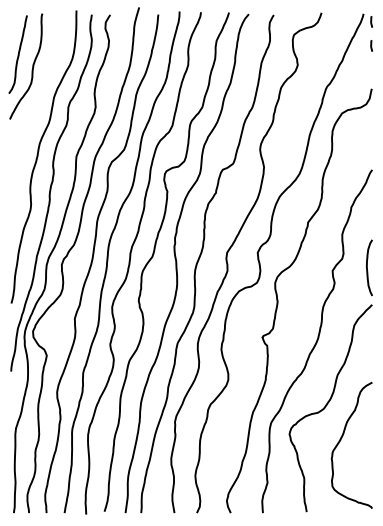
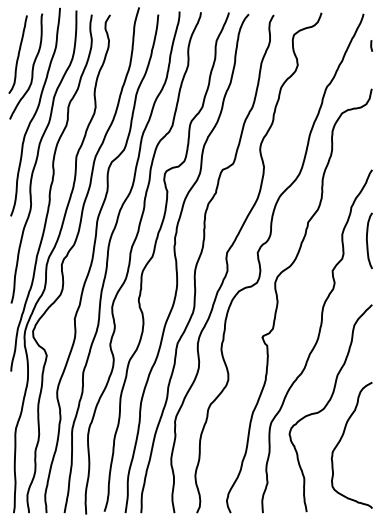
line: present -> none (371, 21)
curve: none -> present (35, 111)
curve position: (367, 267) -> (367, 240) (367, 240)
